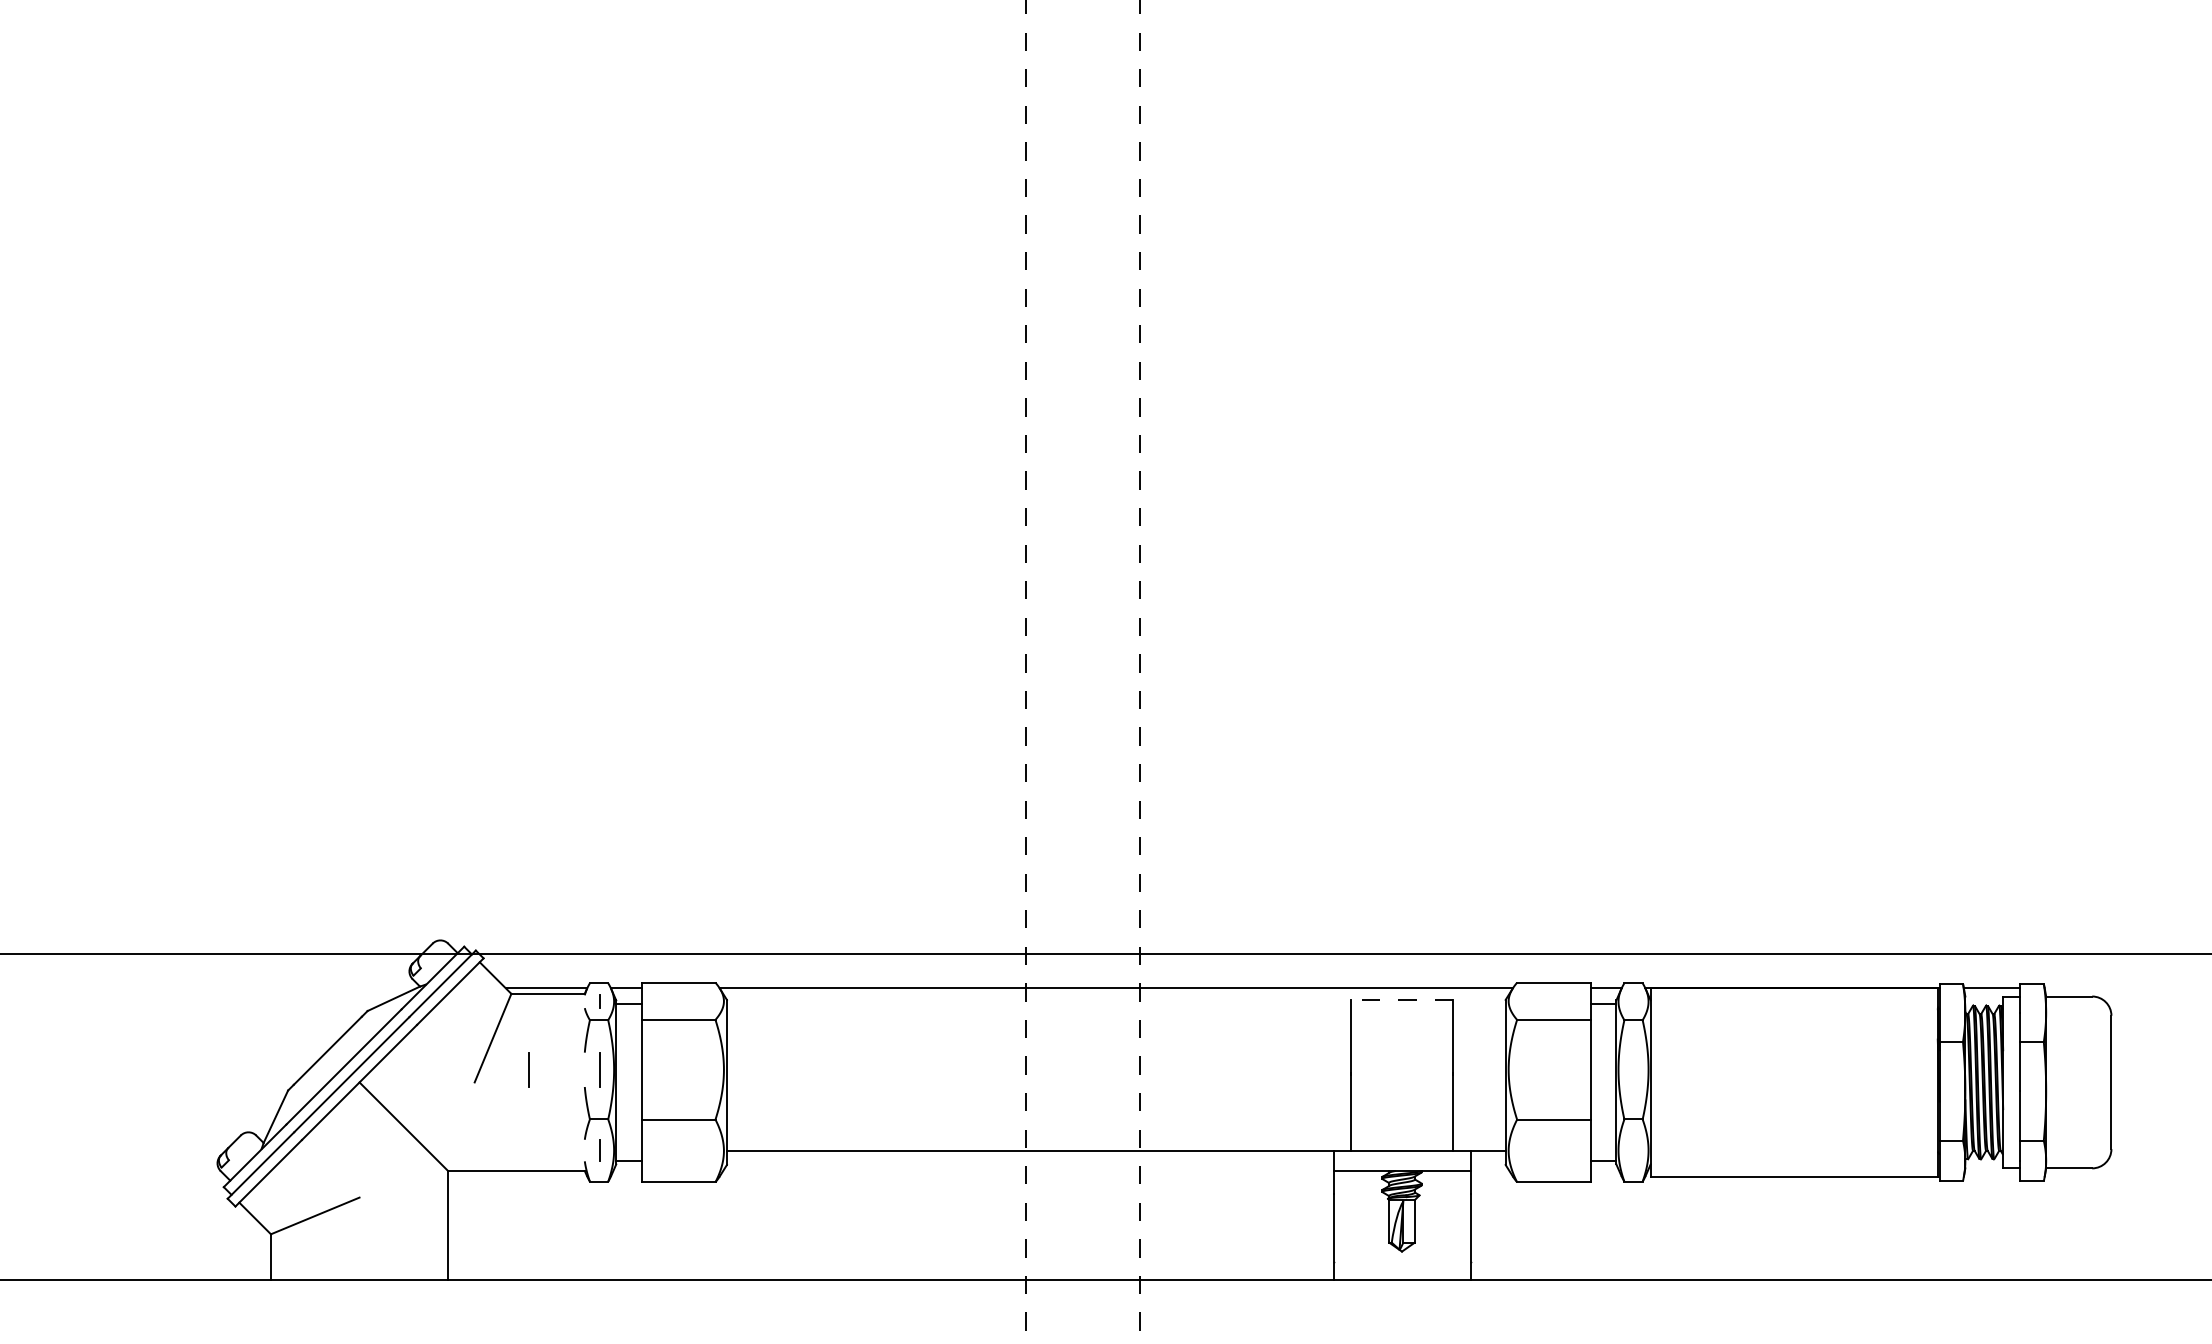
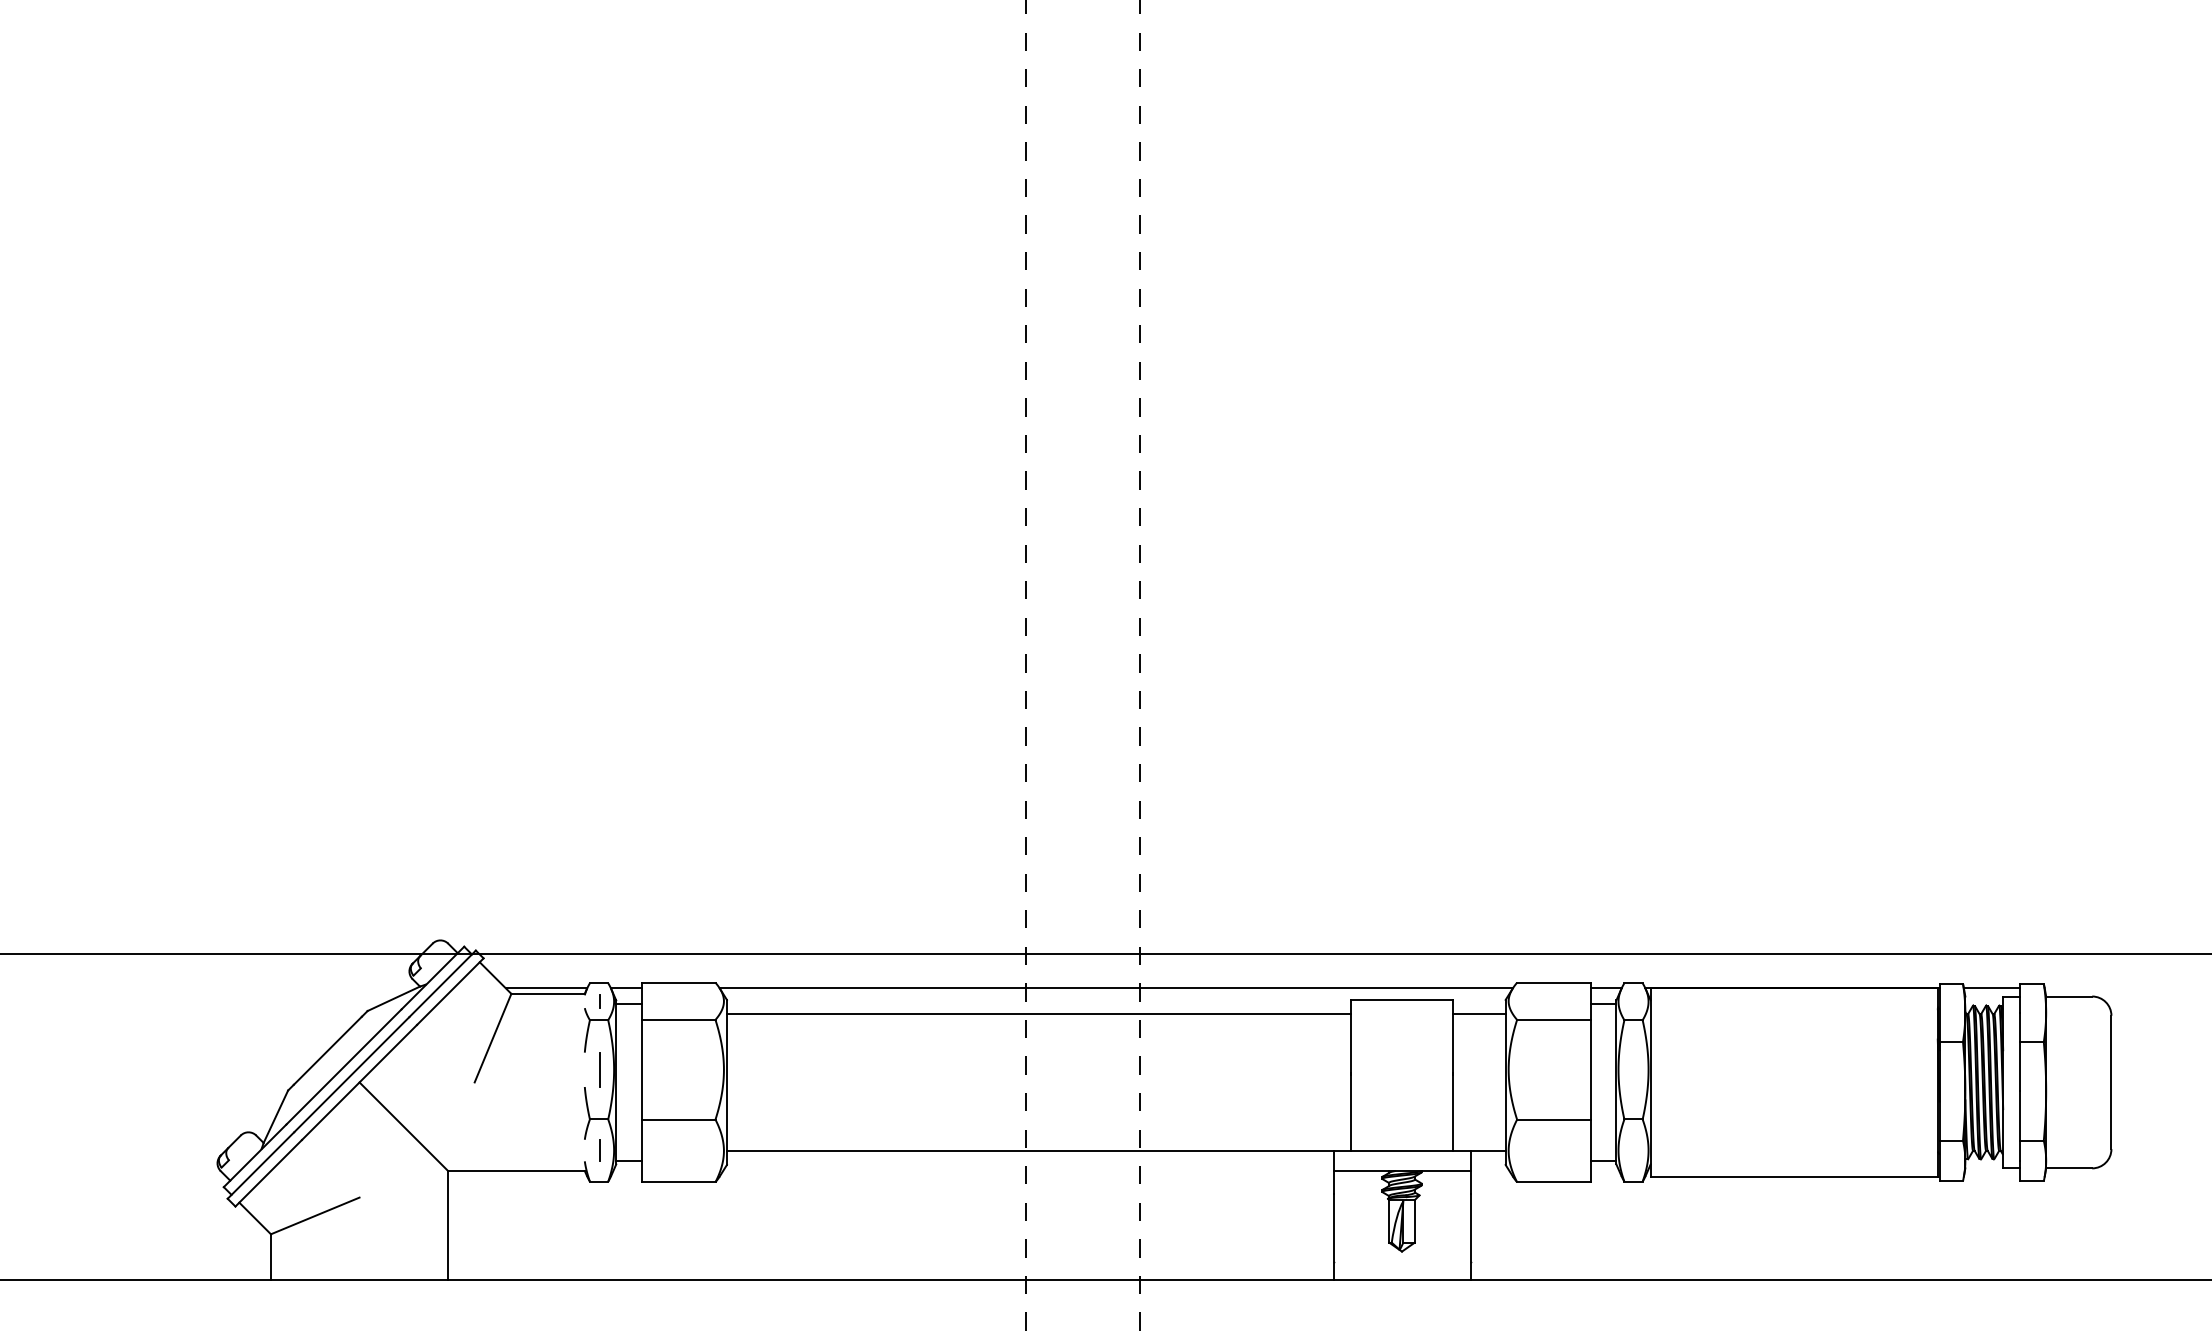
line: dashed -> solid (1401, 999)
line: none -> present (1038, 1013)
line: none -> present (1479, 1013)
line: present -> none (528, 1069)
